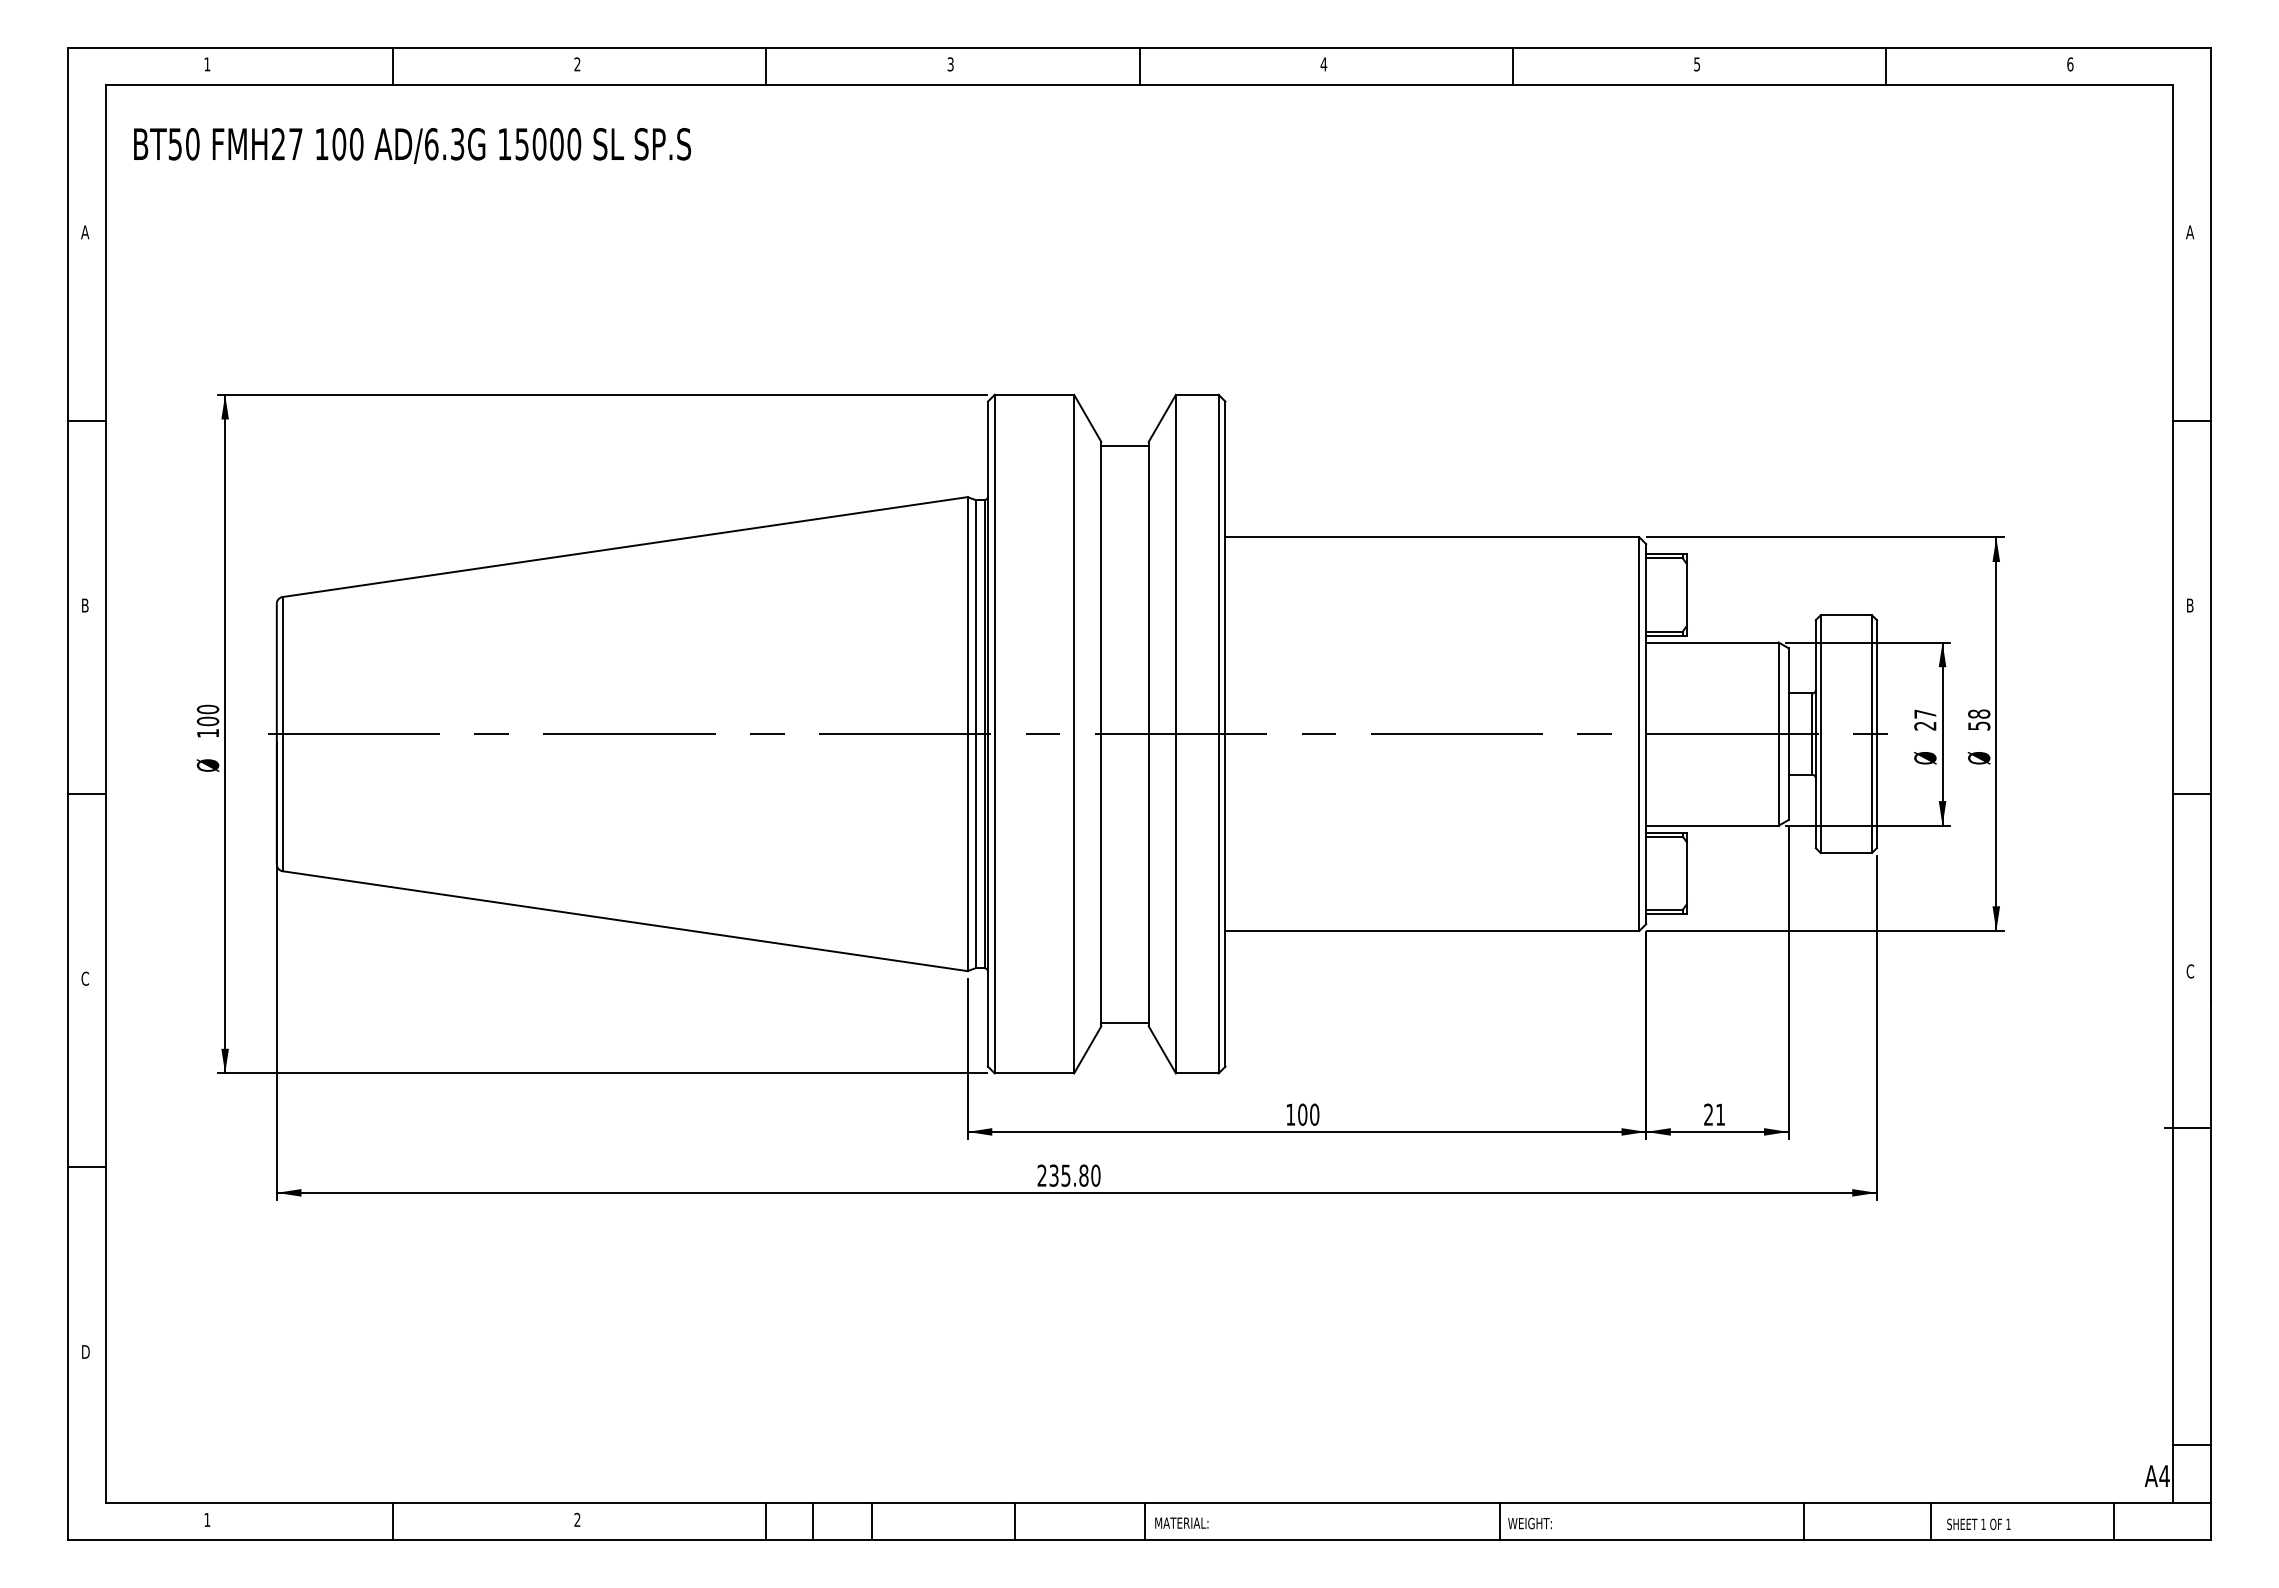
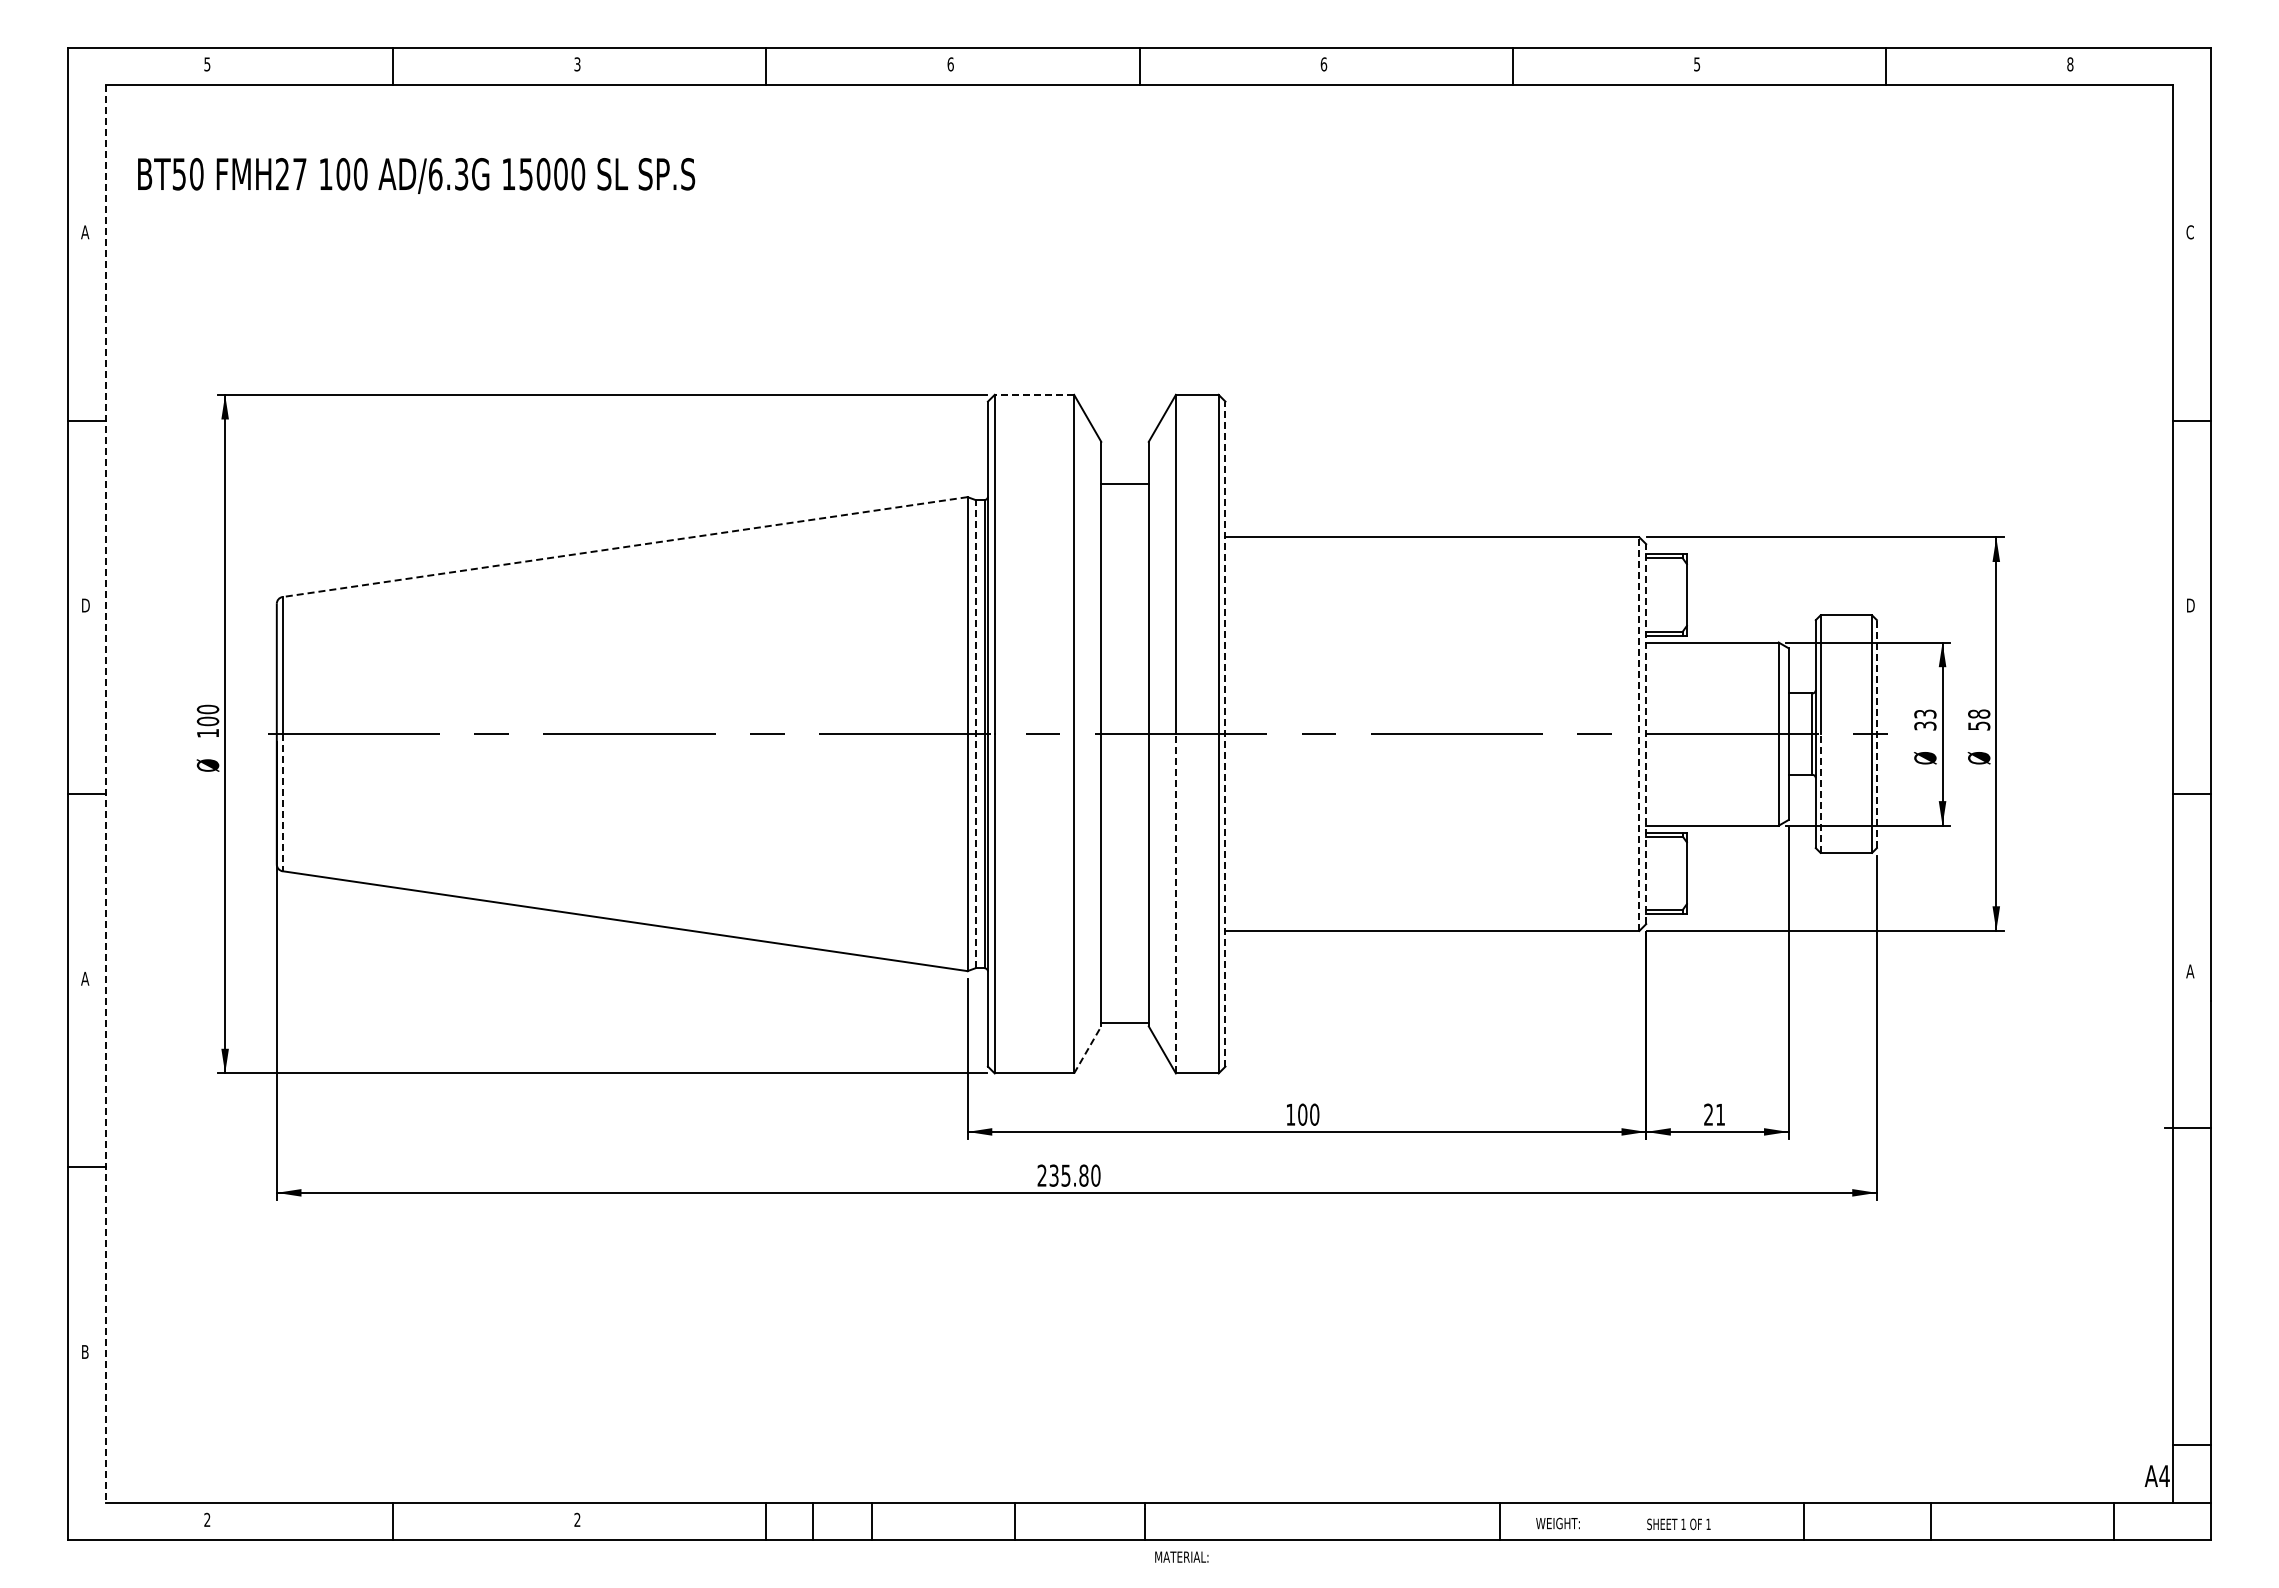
text: 1 -> 5 (207, 64)
text: 2 -> 3 (577, 64)
text: 3 -> 6 (950, 64)
text: 4 -> 6 (1323, 64)
text: 6 -> 8 (2070, 64)
text position: (412, 145) -> (416, 175) (416, 175)
text: A -> C (2190, 232)
line: solid -> dashed (1034, 394)
line position: (1124, 445) -> (1124, 483) (1124, 483)
line: solid -> dashed (624, 547)
text: B -> D (86, 605)
text: B -> D (2191, 605)
text: 27 -> 33 (1925, 719)
line: solid -> dashed (975, 733)
line: solid -> dashed (1646, 733)
line: solid -> dashed (1876, 733)
line: solid -> dashed (1225, 734)
line: solid -> dashed (1639, 734)
line: solid -> dashed (1820, 793)
line: solid -> dashed (105, 794)
line: solid -> dashed (282, 802)
line: solid -> dashed (1175, 903)
text: C -> A (2190, 971)
text: C -> A (85, 978)
line: solid -> dashed (1087, 1049)
text: D -> B (86, 1352)
text: 1 -> 2 (207, 1519)
text position: (1181, 1522) -> (1181, 1556) (1181, 1556)
text position: (1529, 1523) -> (1557, 1523) (1557, 1523)
text position: (1978, 1524) -> (1678, 1524) (1678, 1524)
